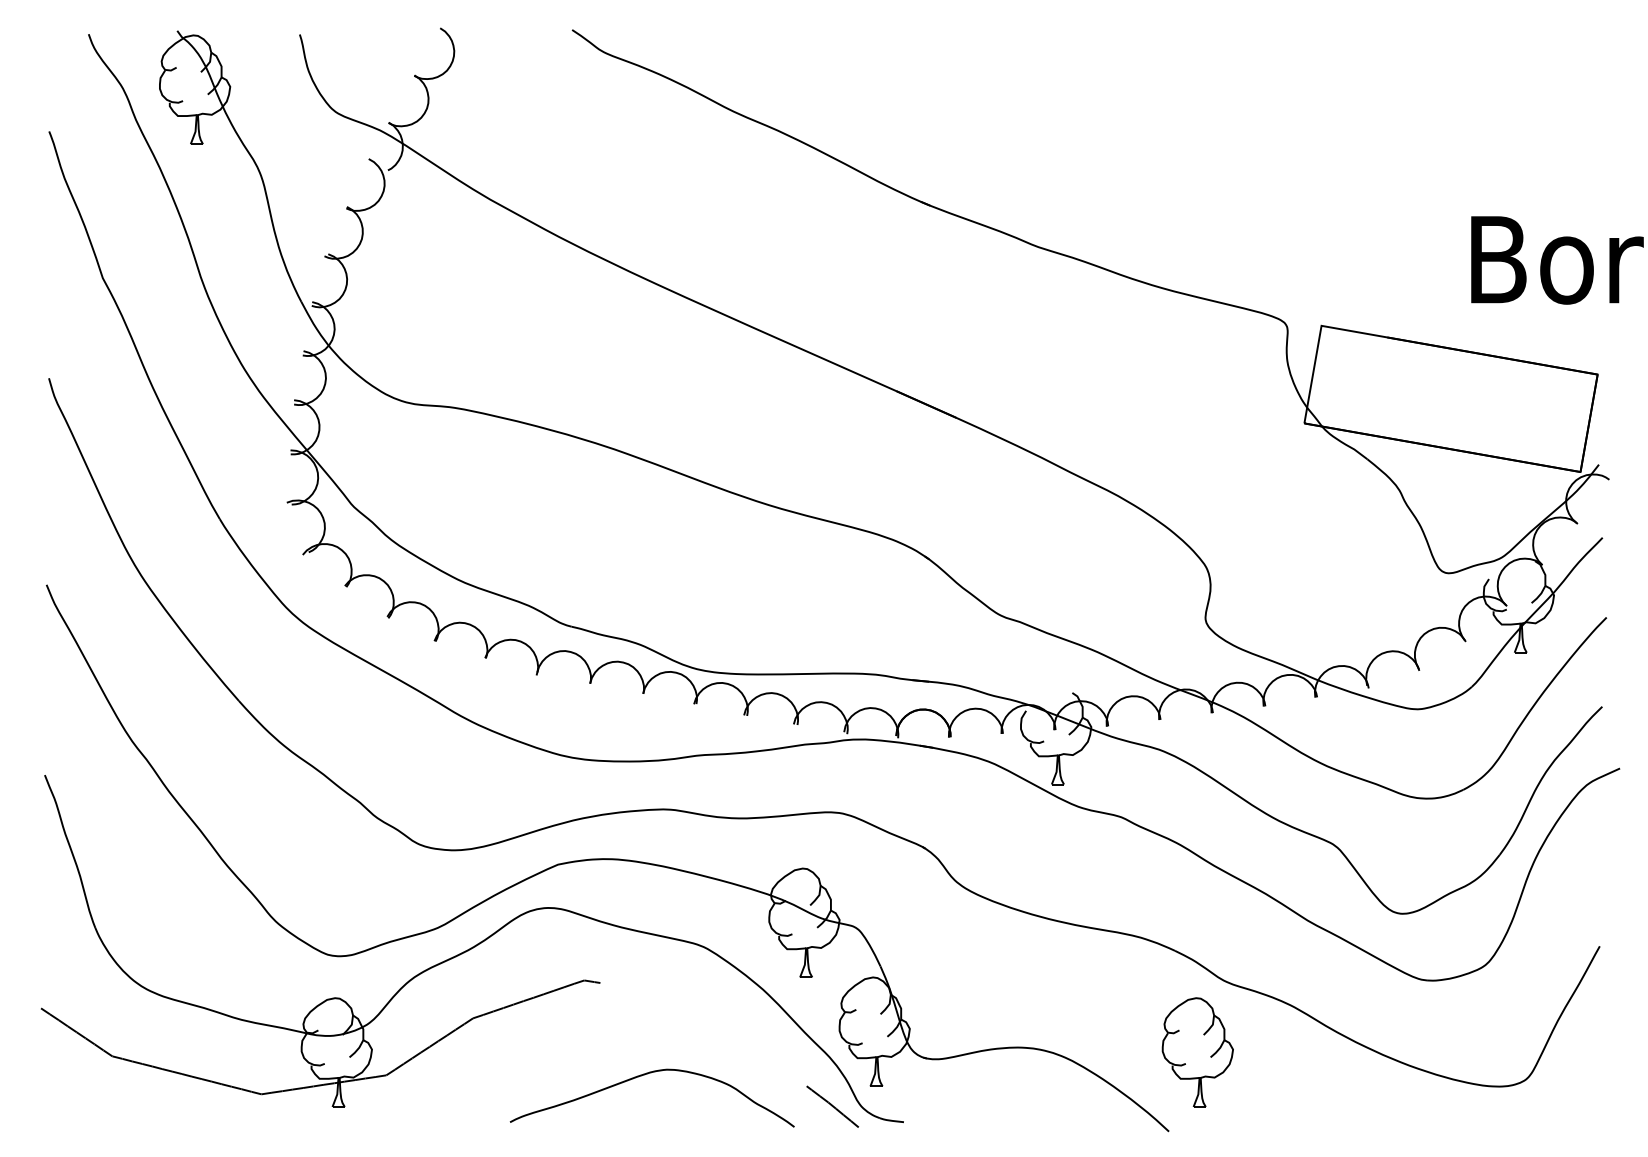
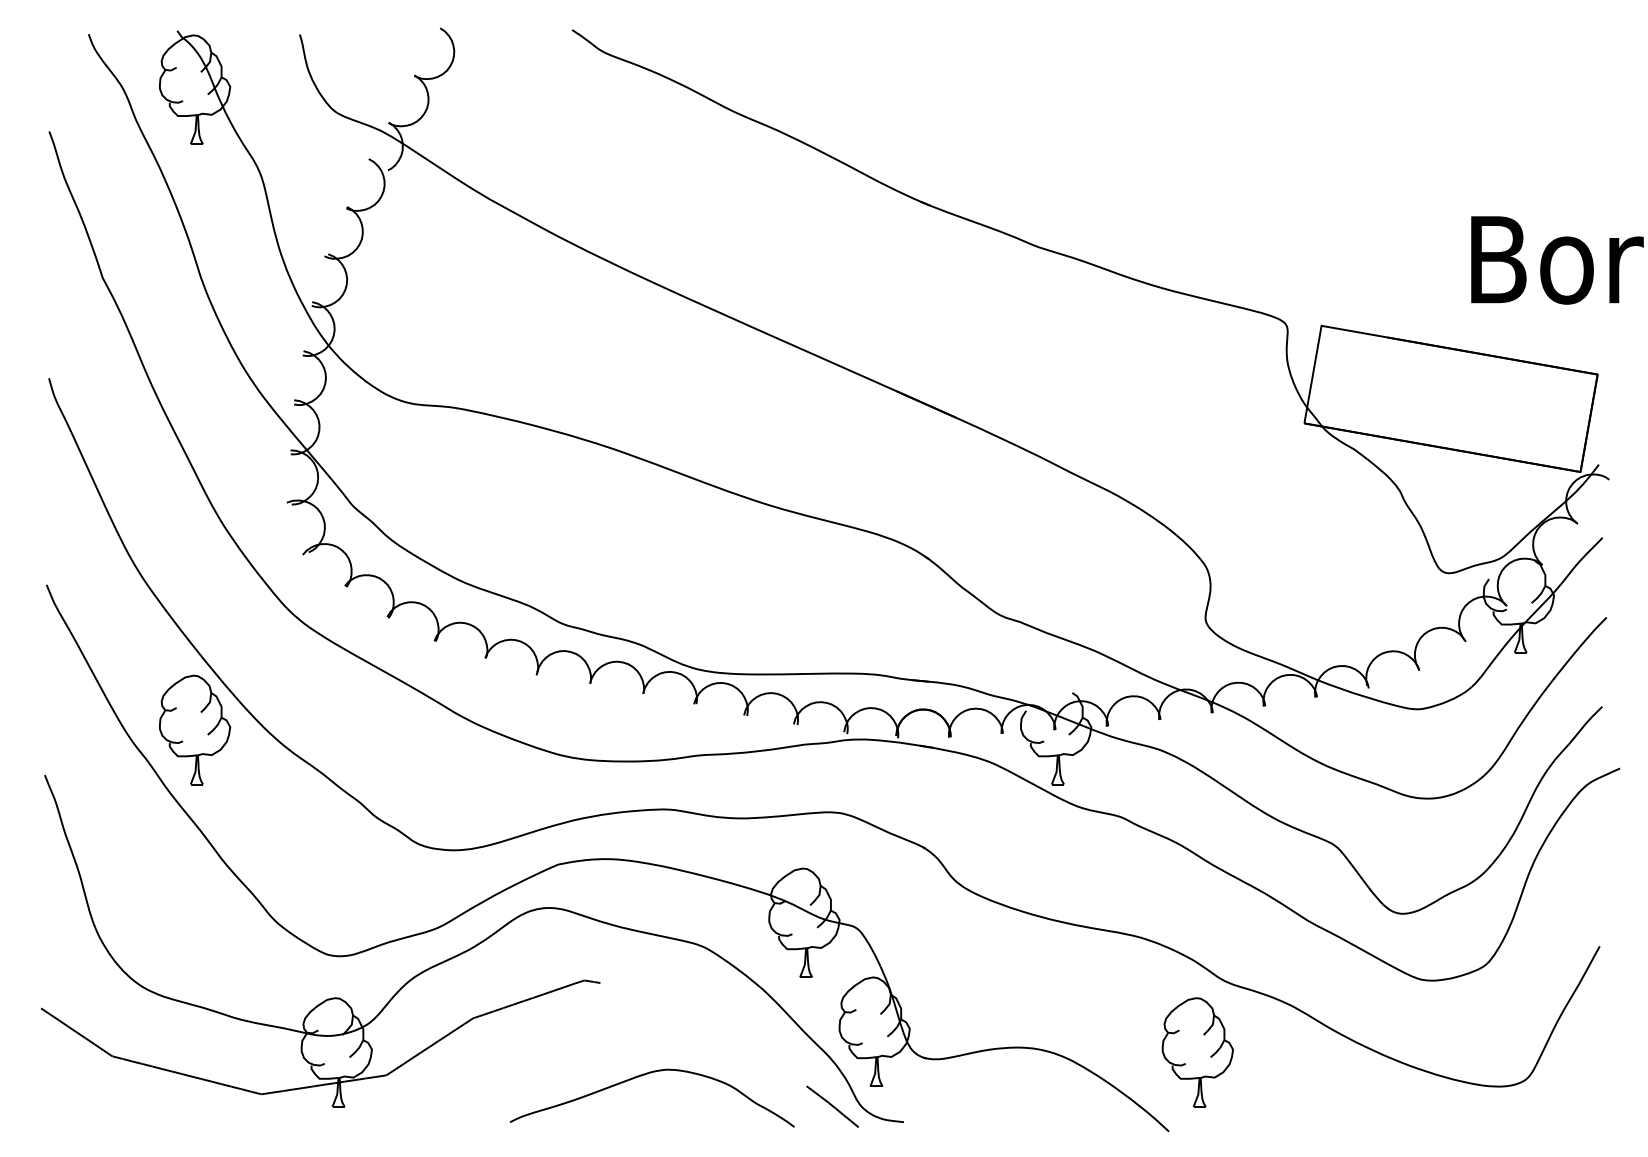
part: none -> present (195, 729)
